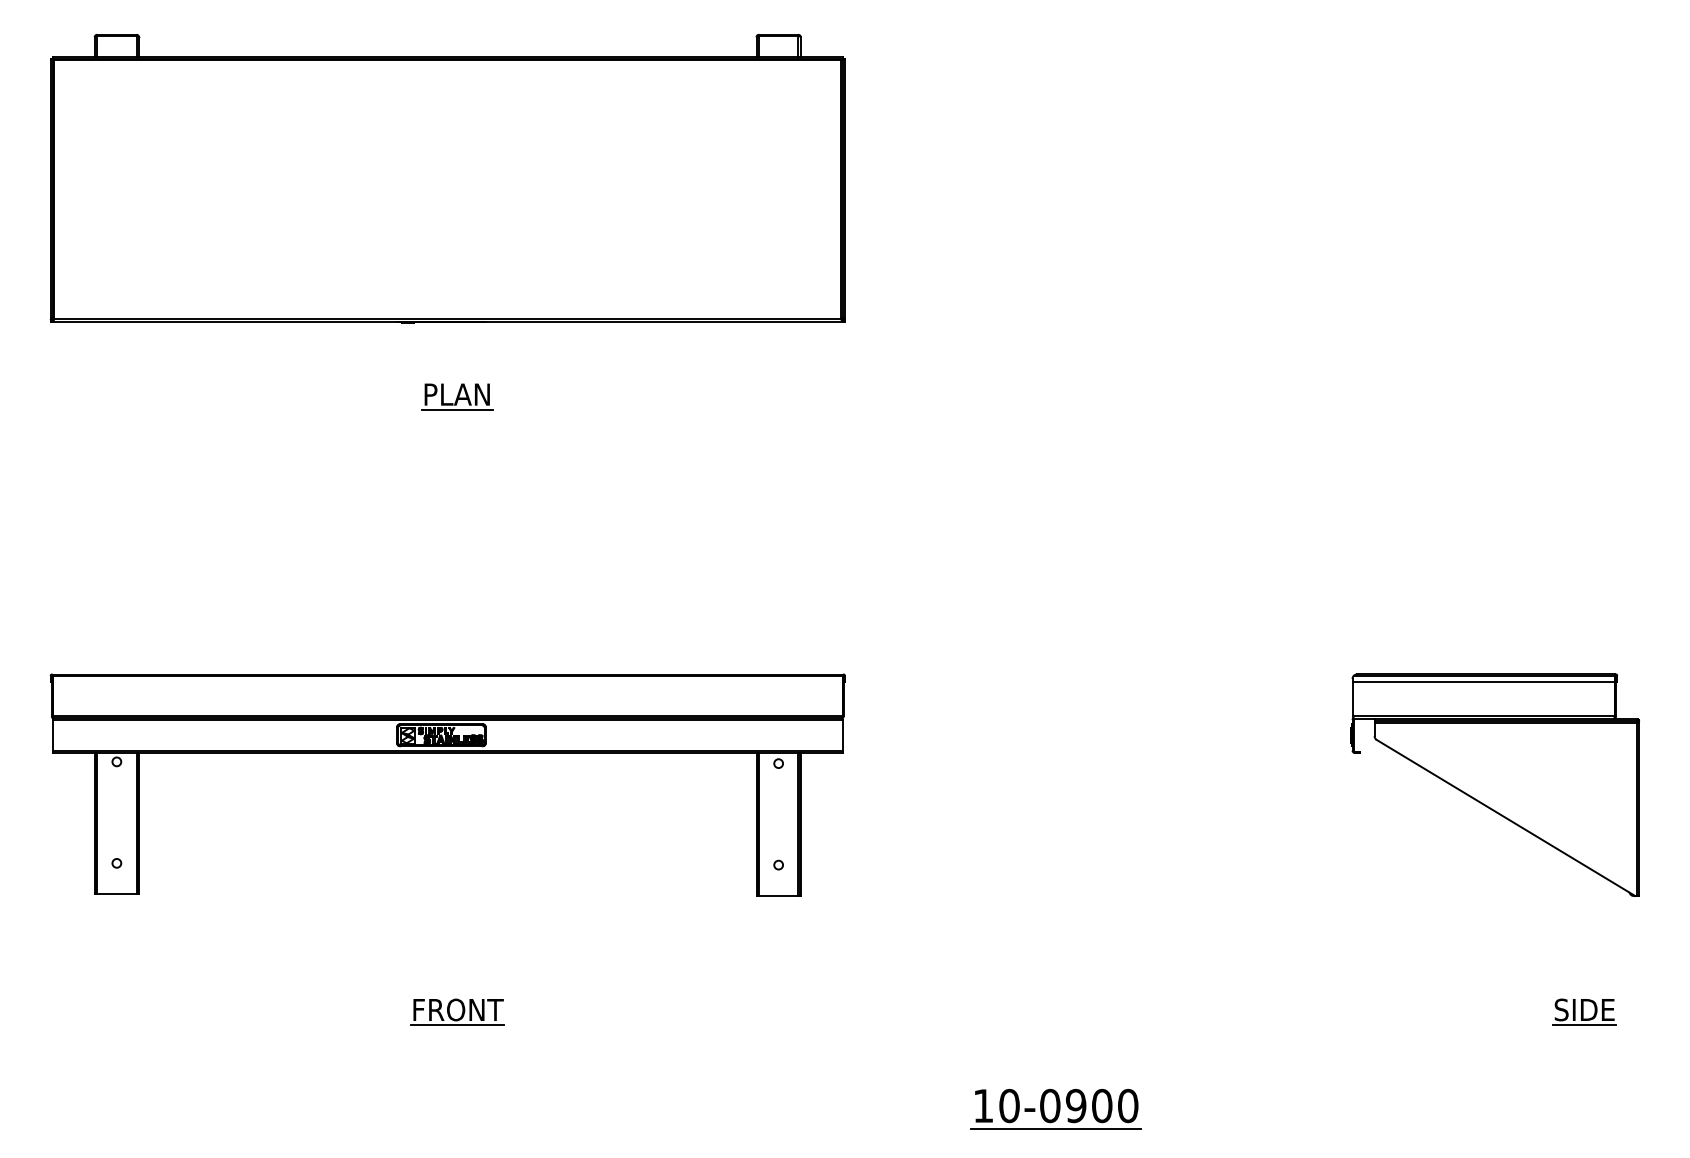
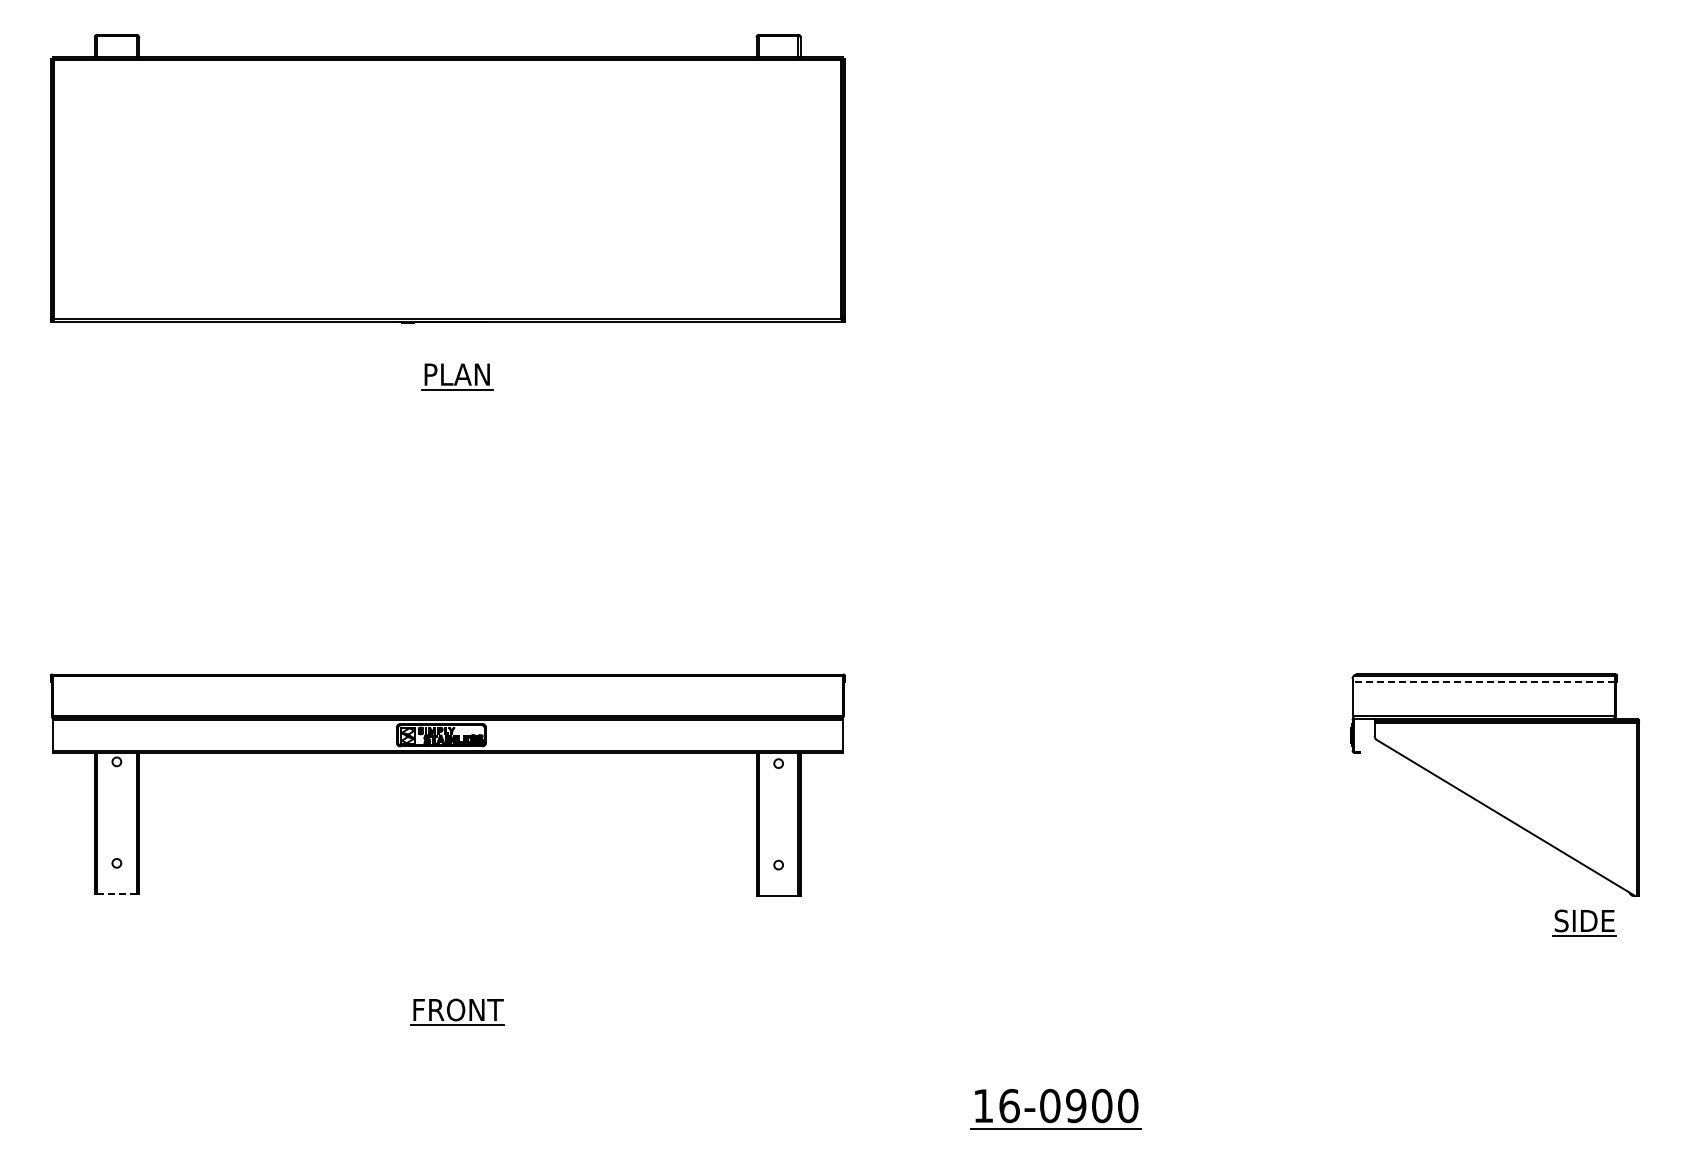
part position: (457, 396) -> (457, 376) (457, 376)
line: solid -> dashed (1483, 682)
line: solid -> dashed (116, 894)
part position: (1584, 1011) -> (1584, 922) (1584, 922)
text: 10-0900 -> 16-0900 (1009, 1105)
